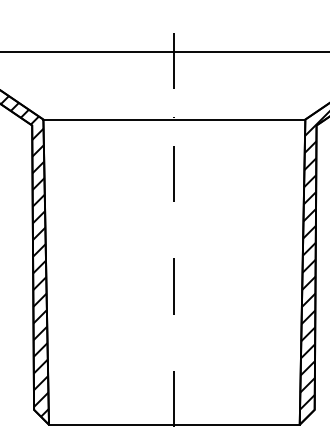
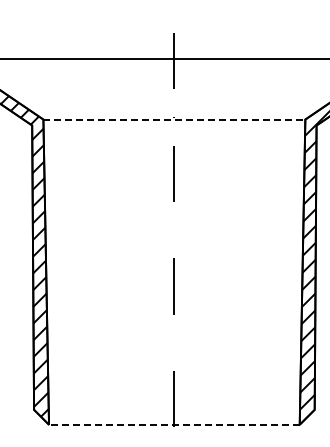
line position: (164, 52) -> (164, 59) (164, 59)
line: solid -> dashed (174, 119)
line: solid -> dashed (173, 424)
